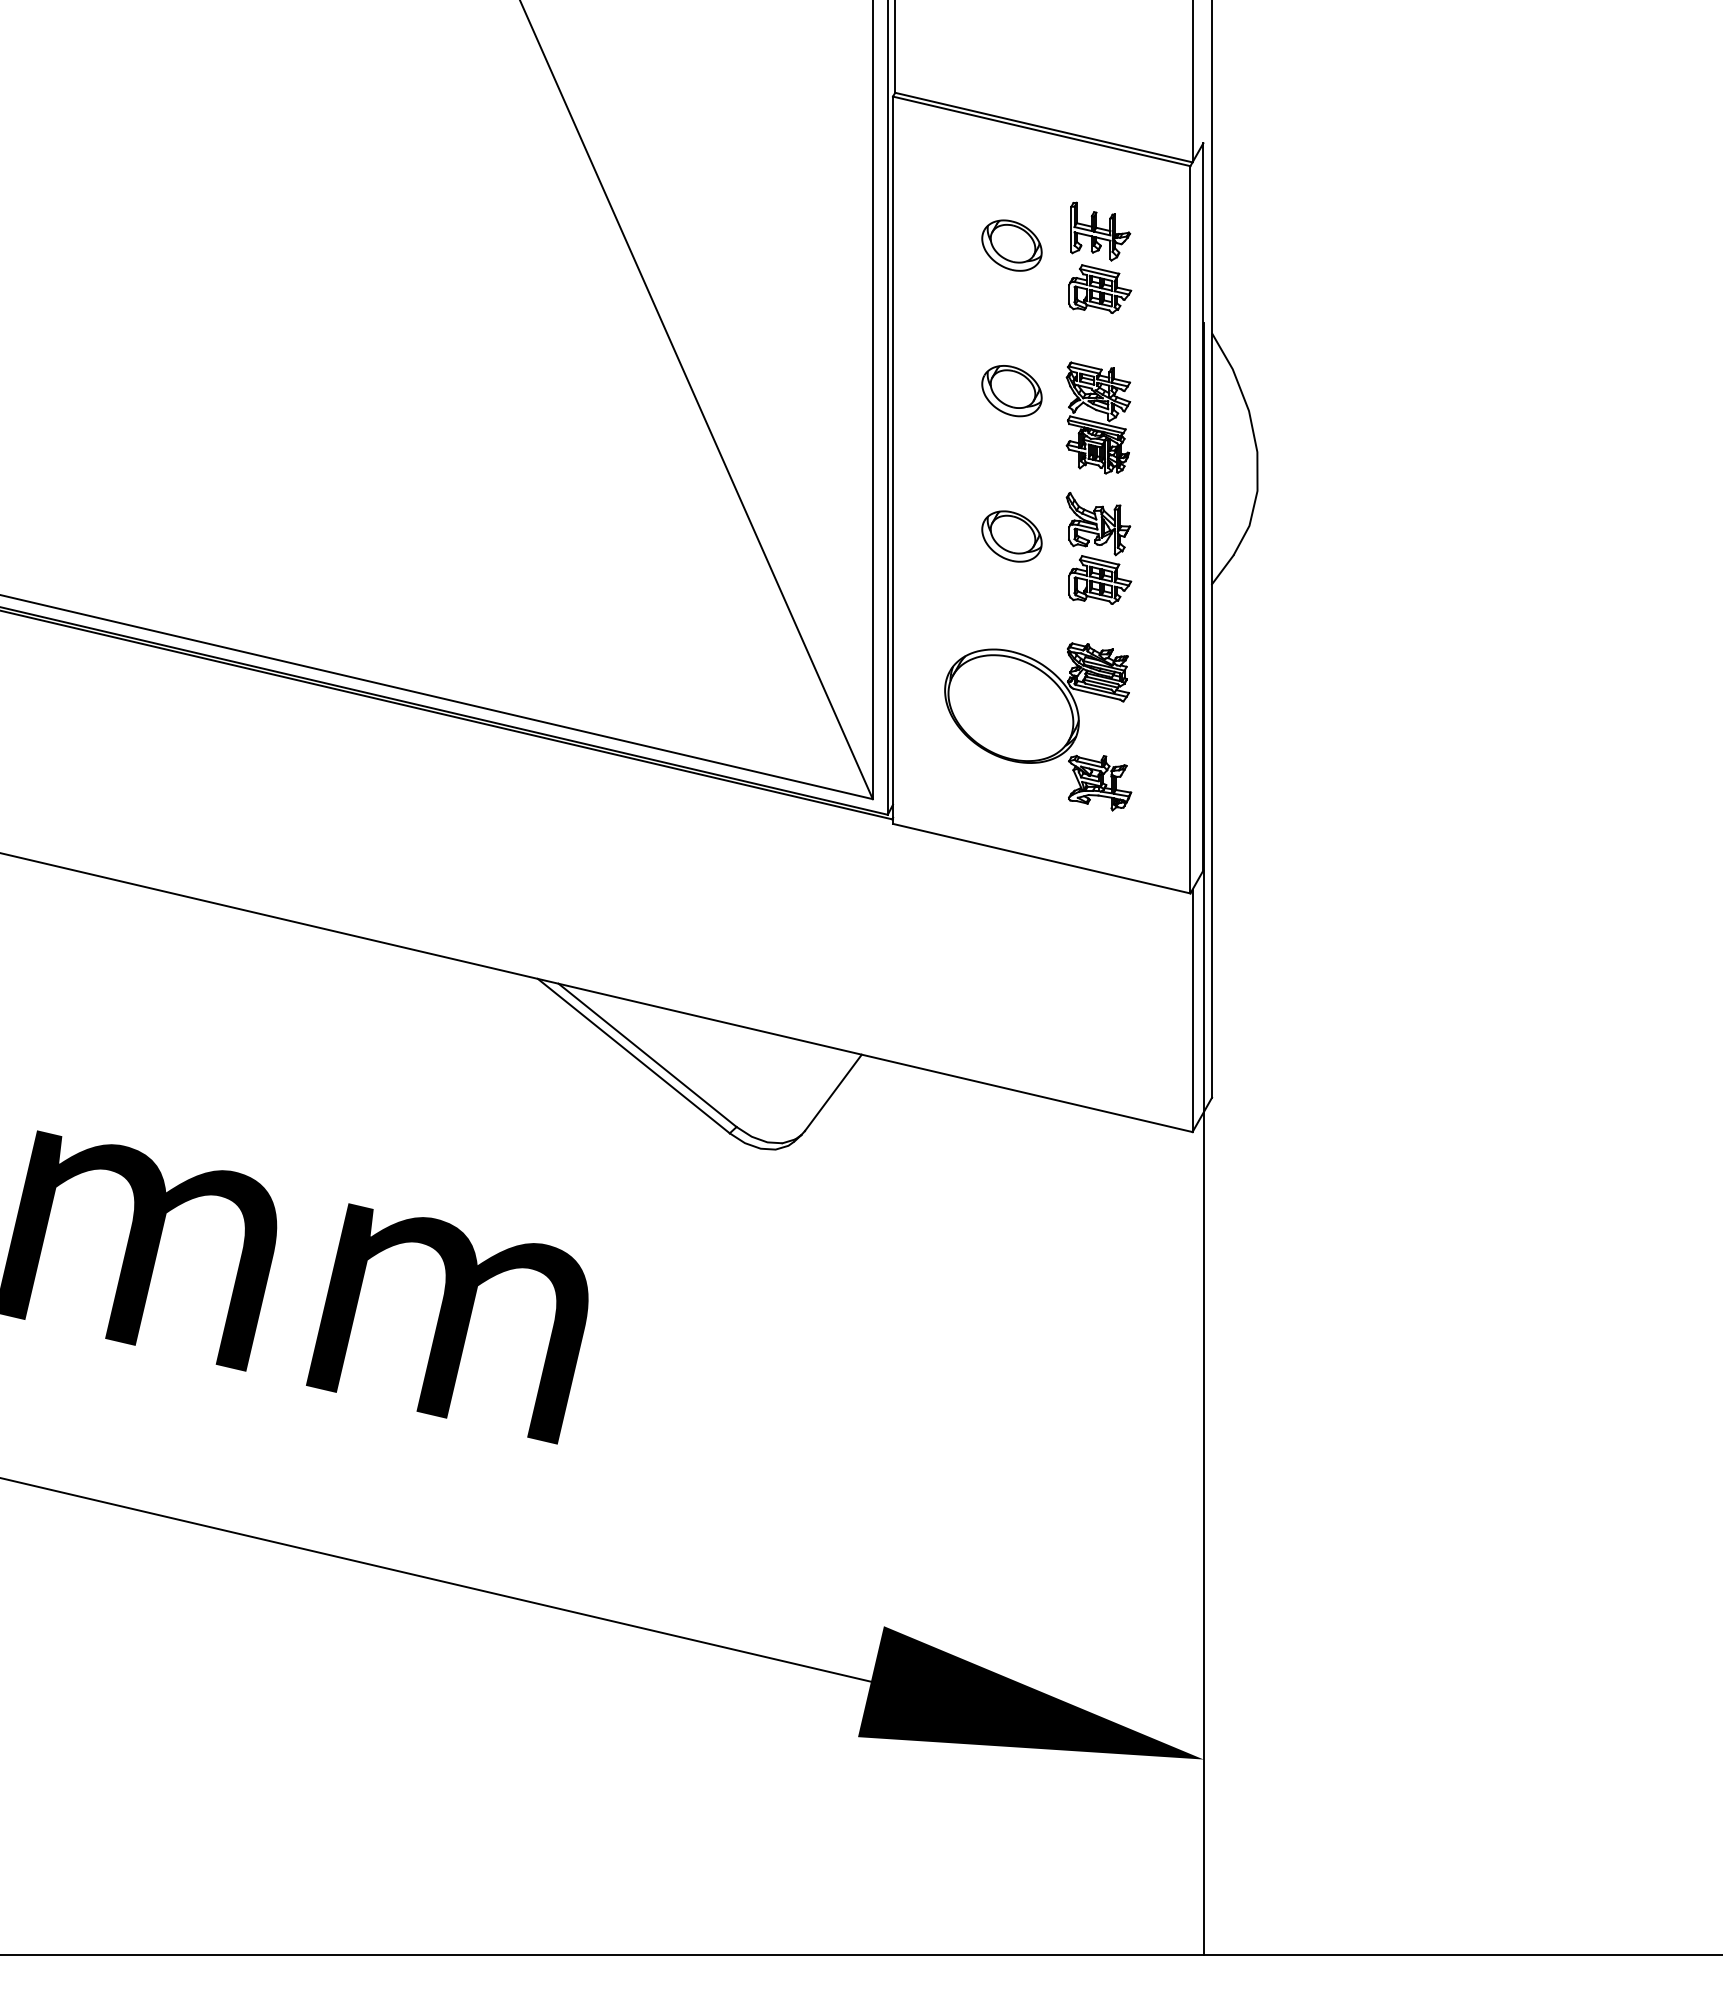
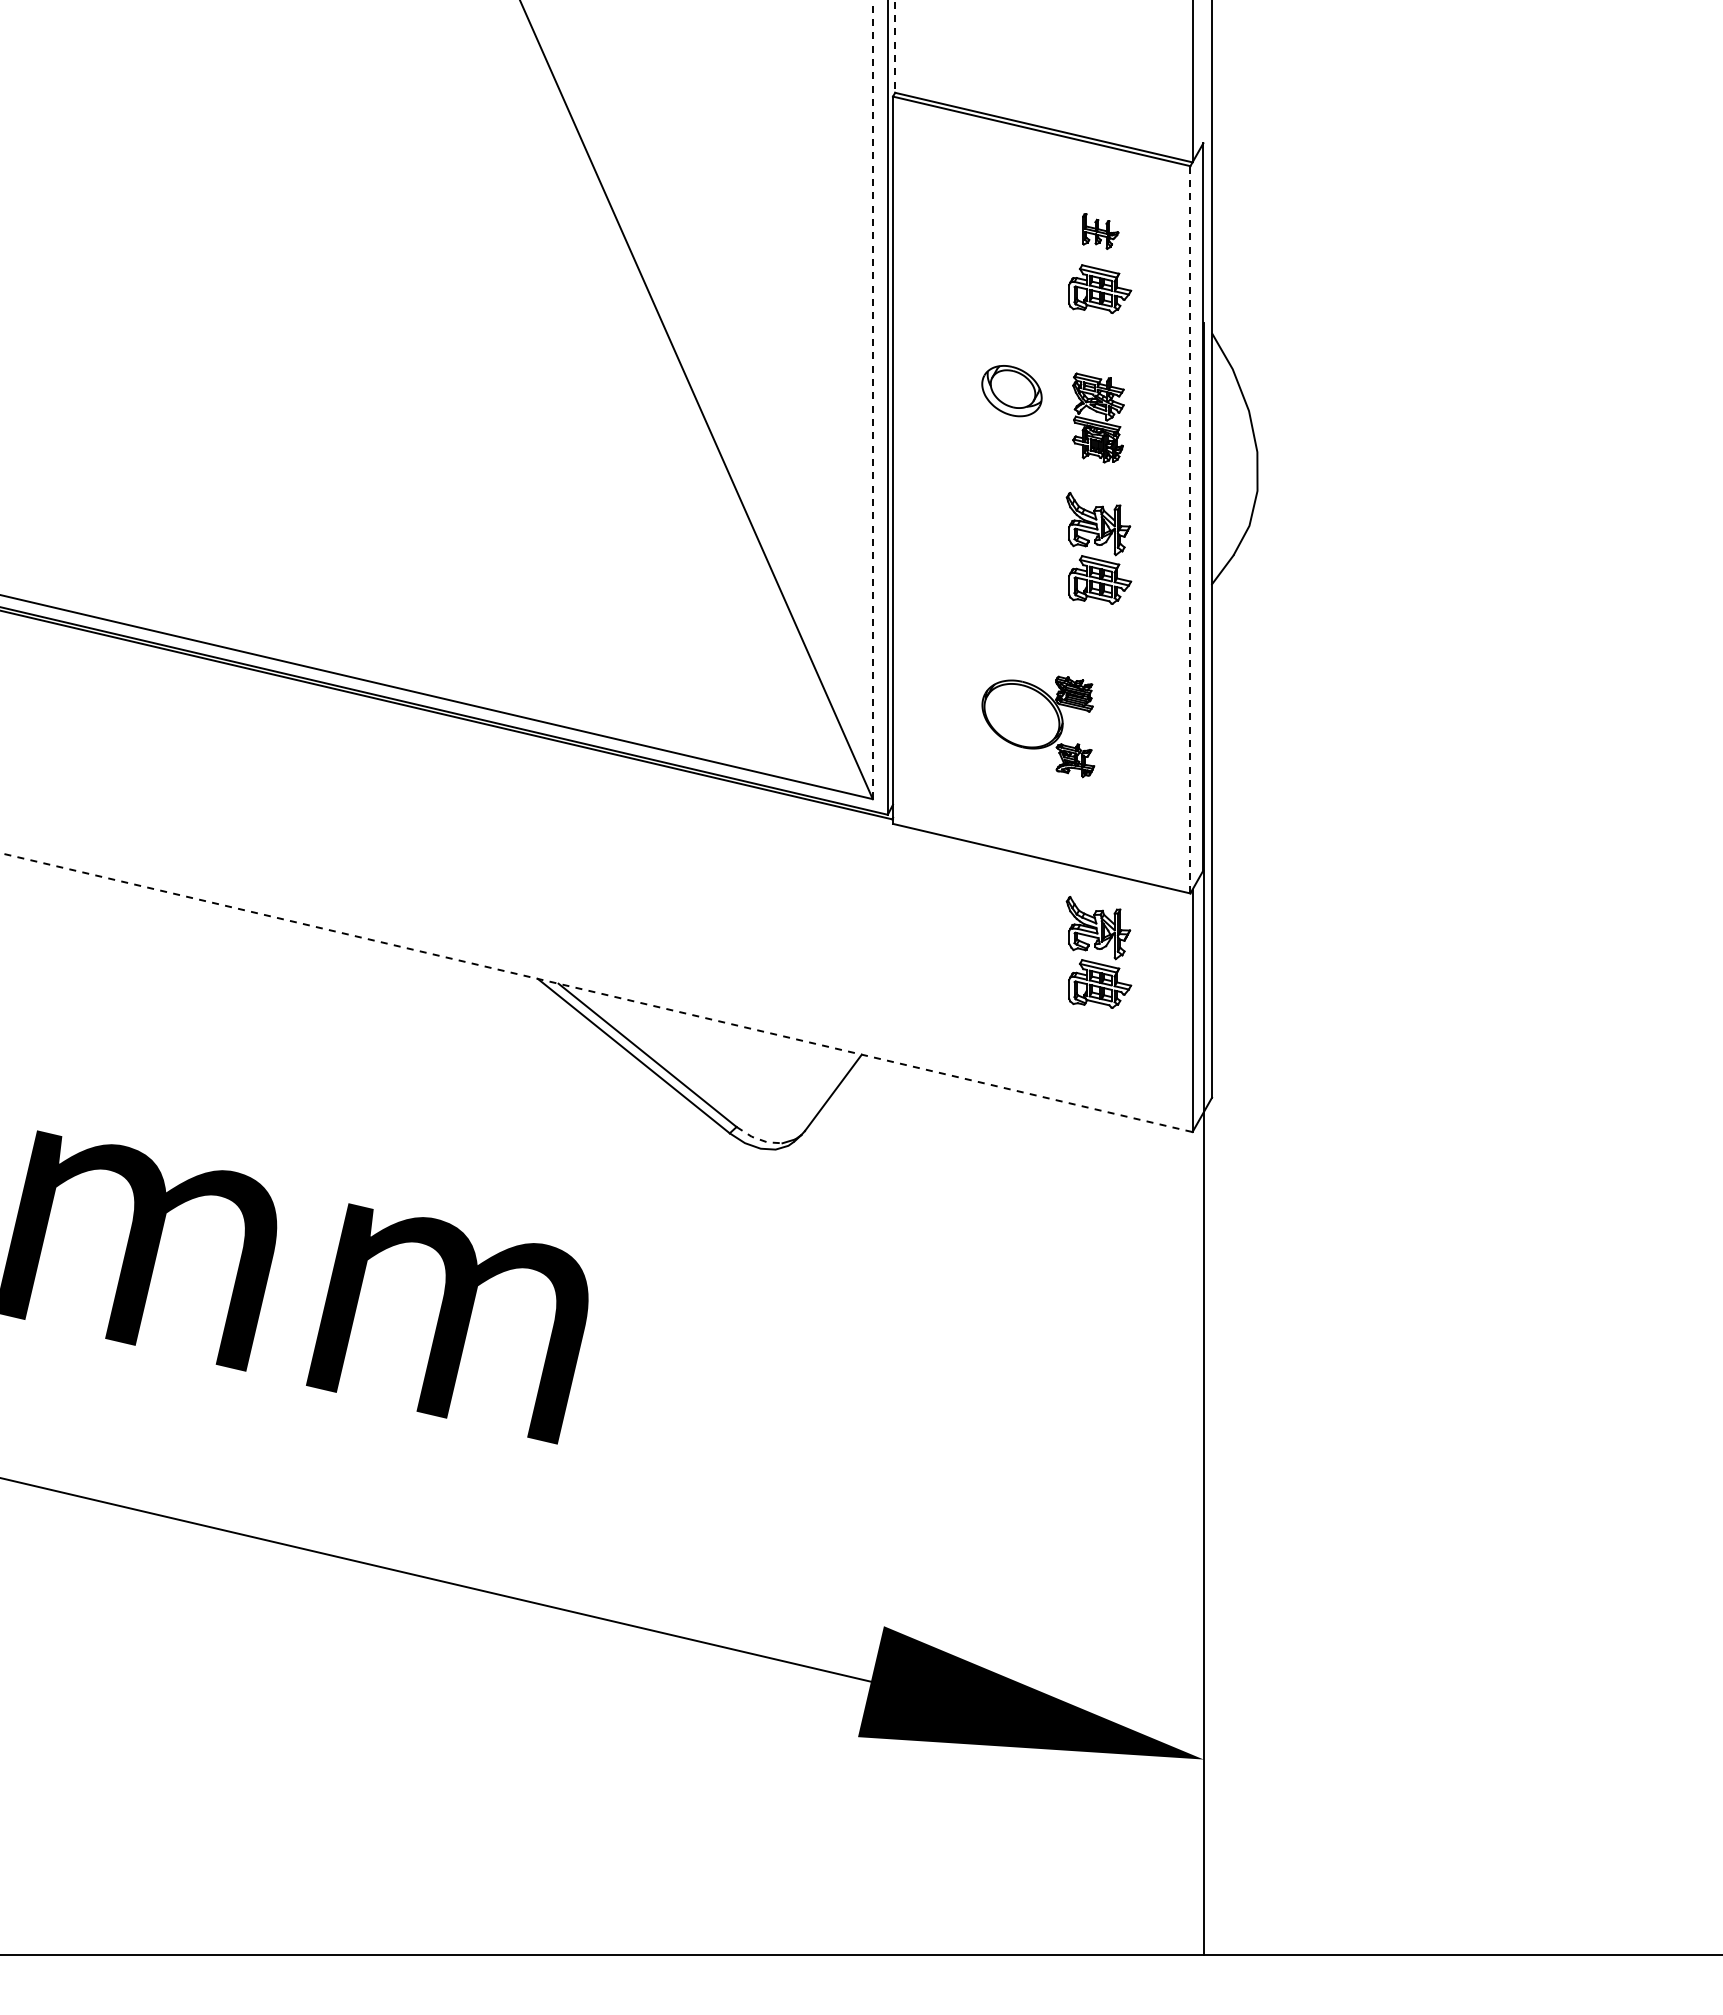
line: solid -> dashed (895, 46)
part size: 62x61 px -> 38x37 px (1100, 231)
part: present -> none (1011, 245)
line: solid -> dashed (872, 399)
part size: 67x114 px -> 53x92 px (1098, 417)
line: solid -> dashed (1190, 529)
part: present -> none (1011, 536)
part size: 189x170 px -> 115x104 px (1038, 726)
part: none -> present (1098, 952)
line: solid -> dashed (596, 992)
line: solid -> dashed (758, 1139)
